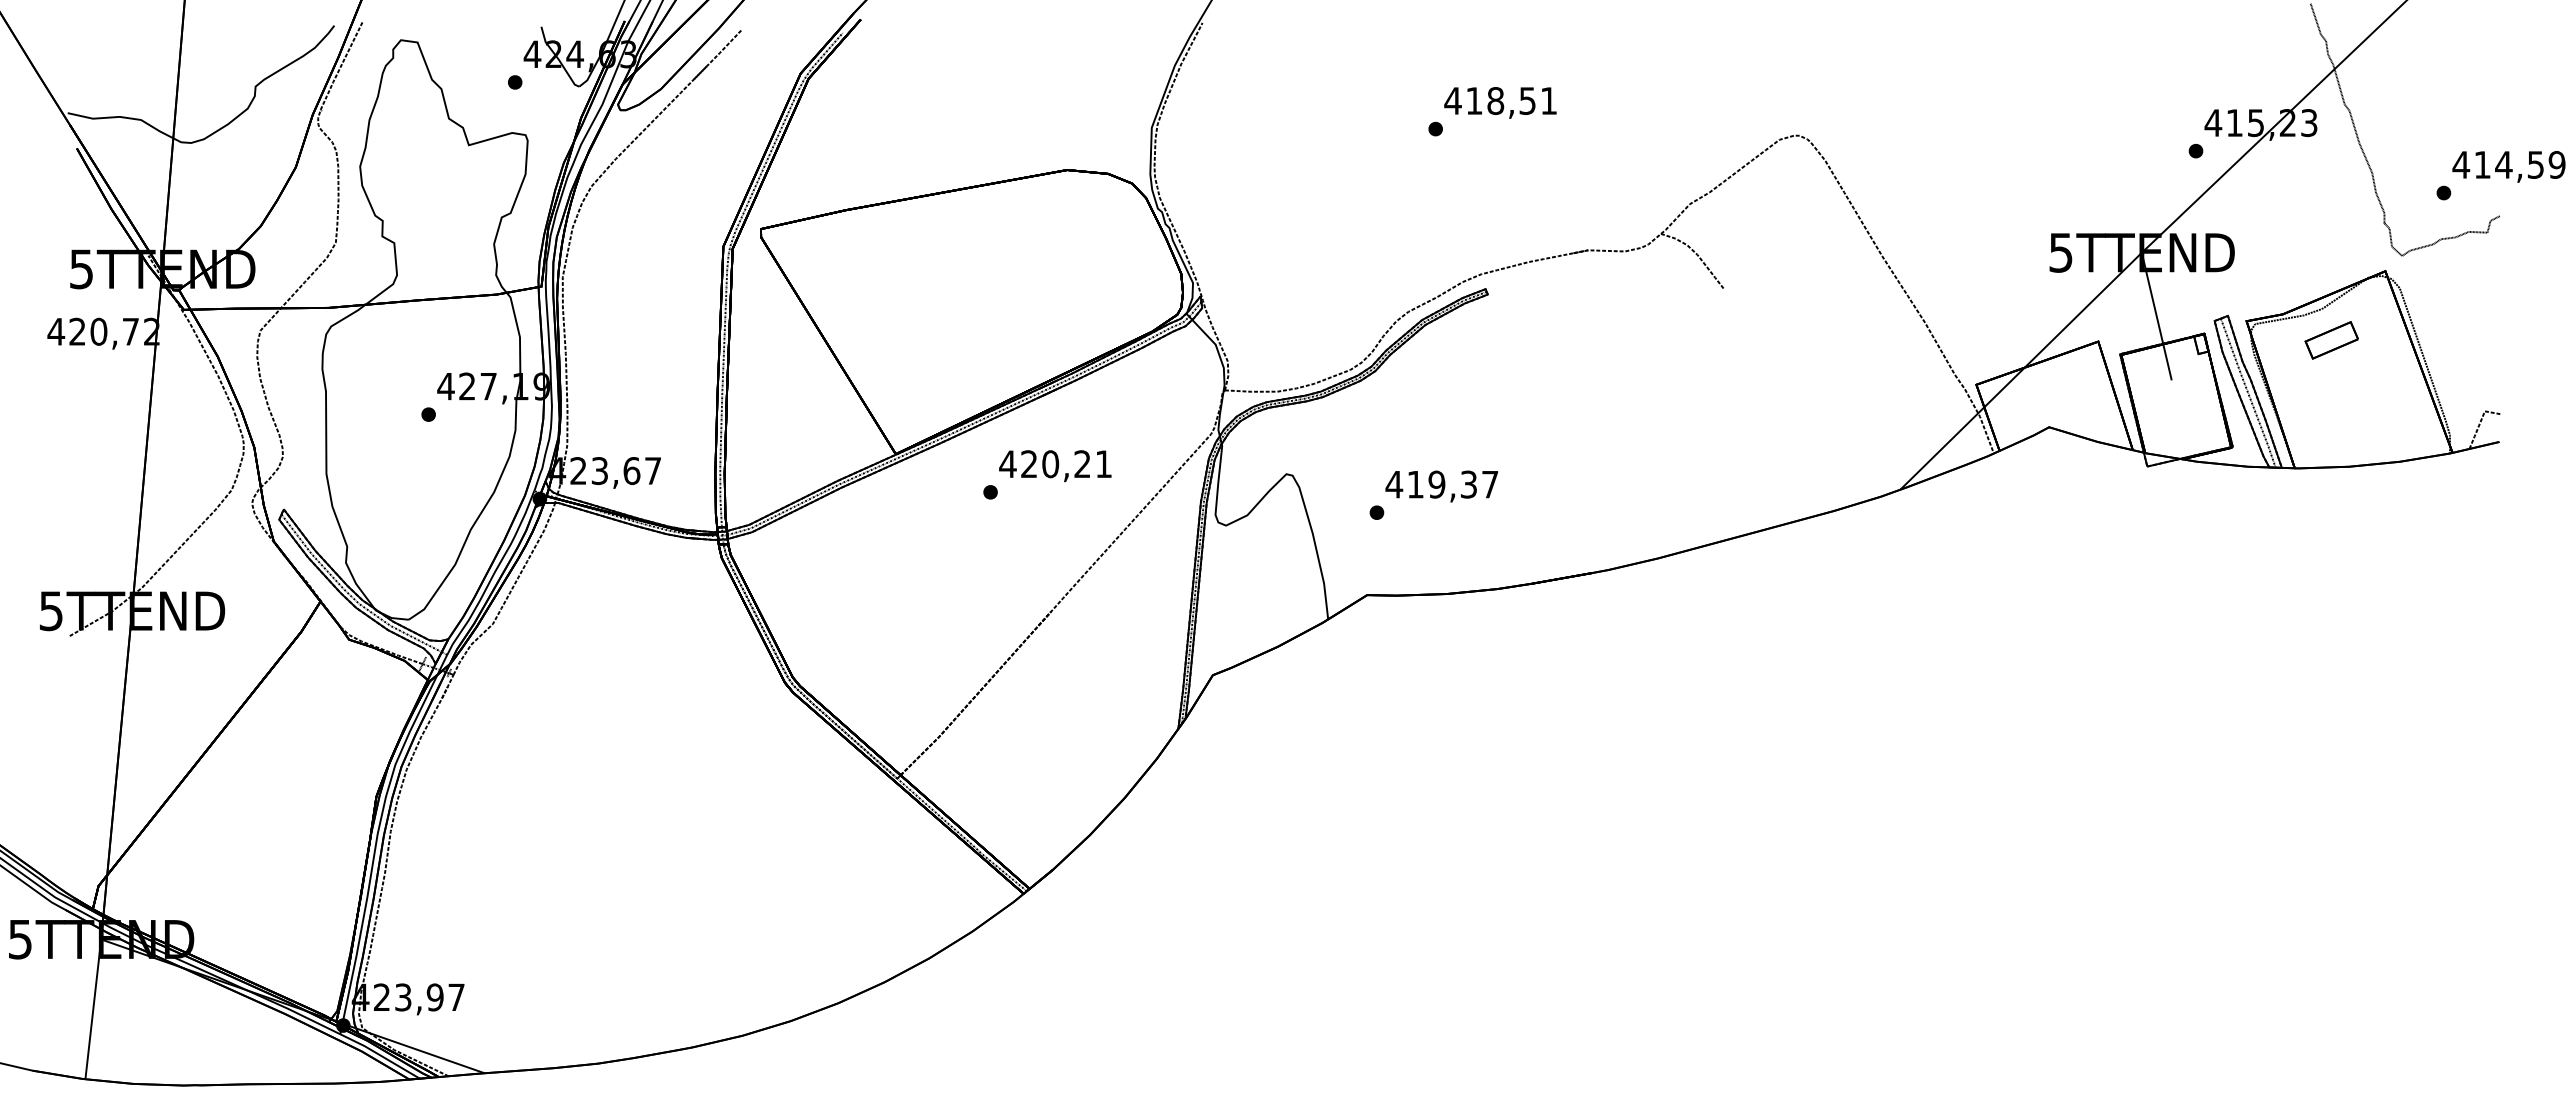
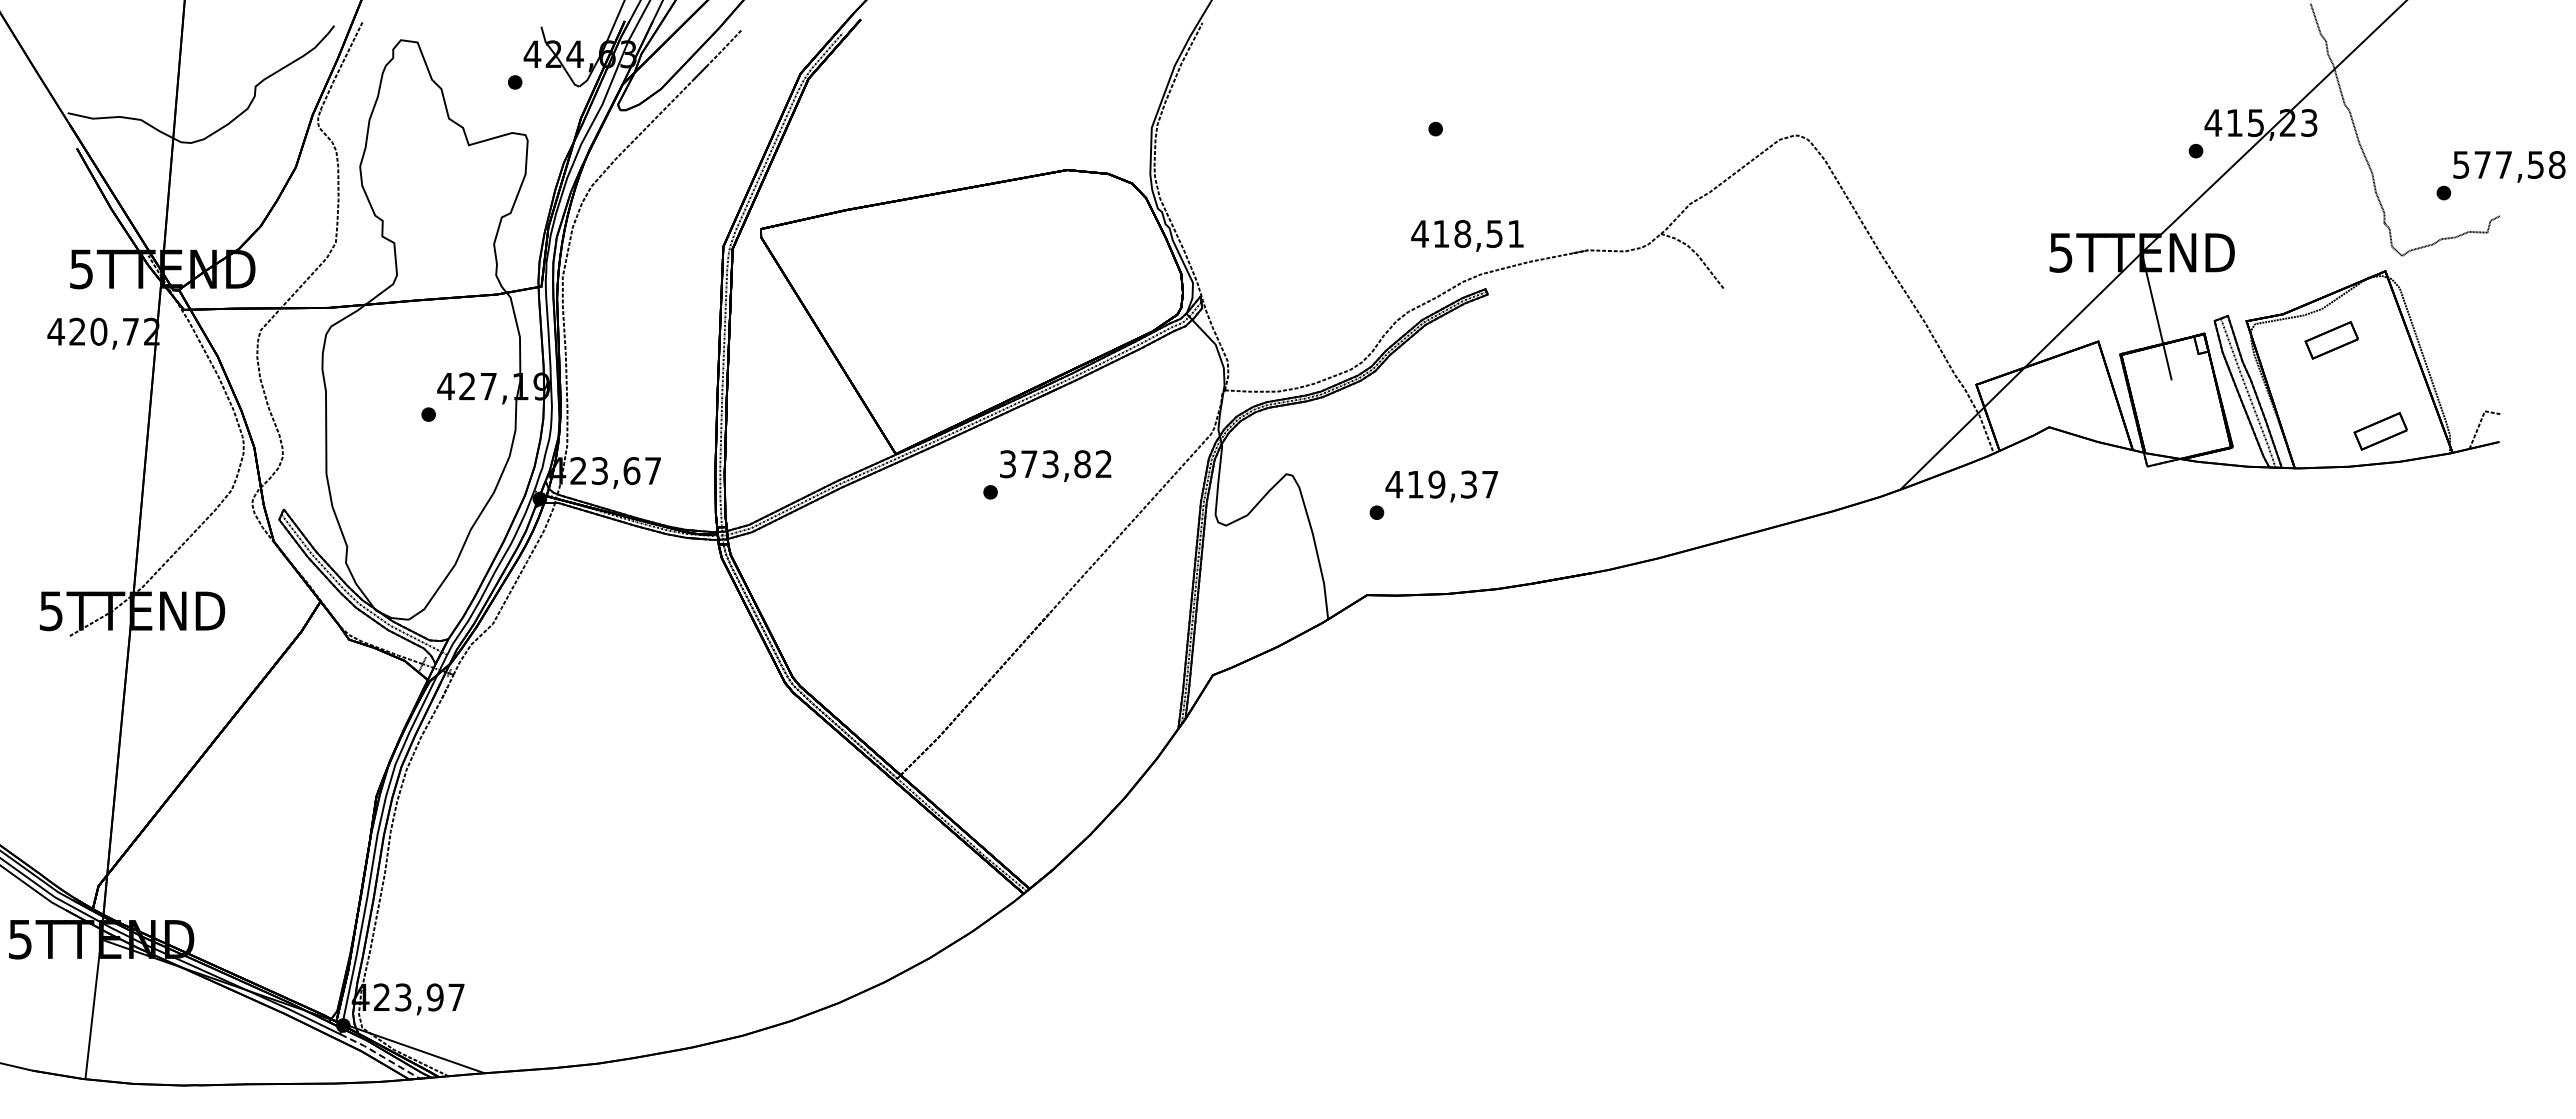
text position: (1500, 102) -> (1467, 235) (1467, 235)
text: 414,59 -> 577,58 (2508, 164)
part: none -> present (2380, 431)
text: 420,21 -> 373,82 (1055, 464)
line: solid -> dashed (380, 1055)
